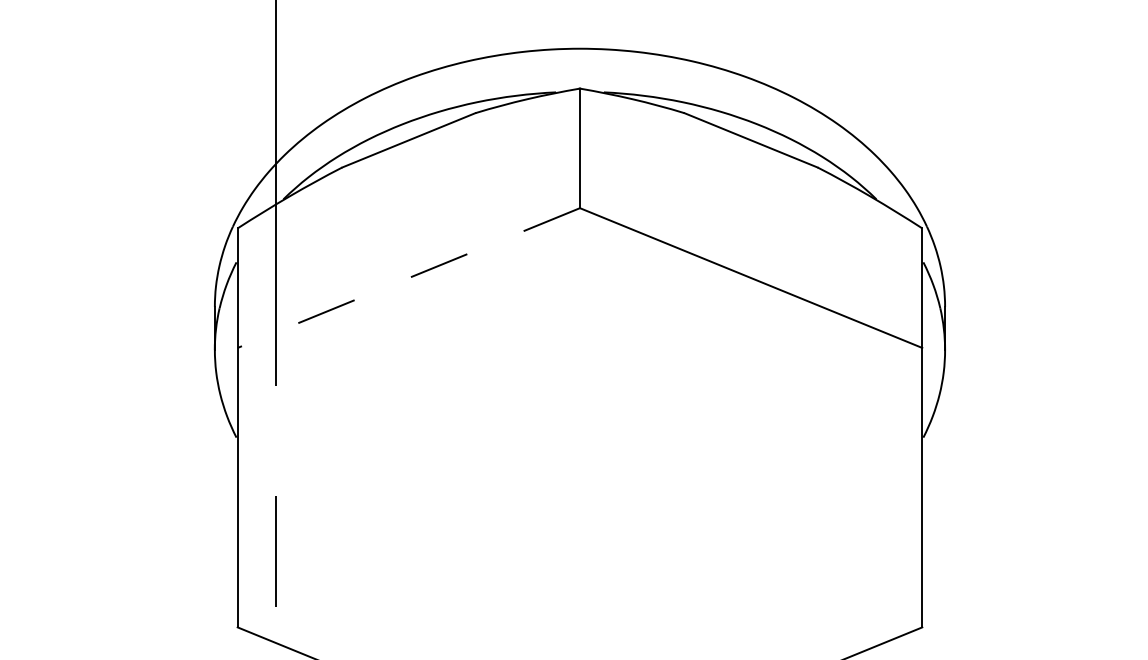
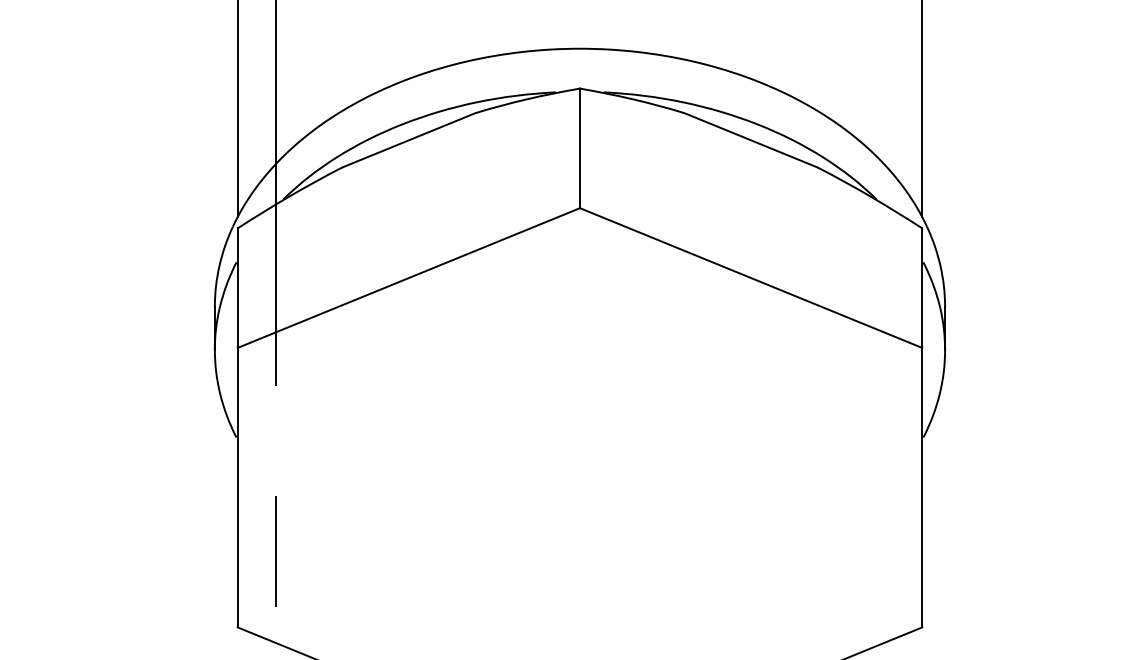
line: none -> present (237, 109)
line: none -> present (922, 109)
line: dashed -> solid (408, 278)
